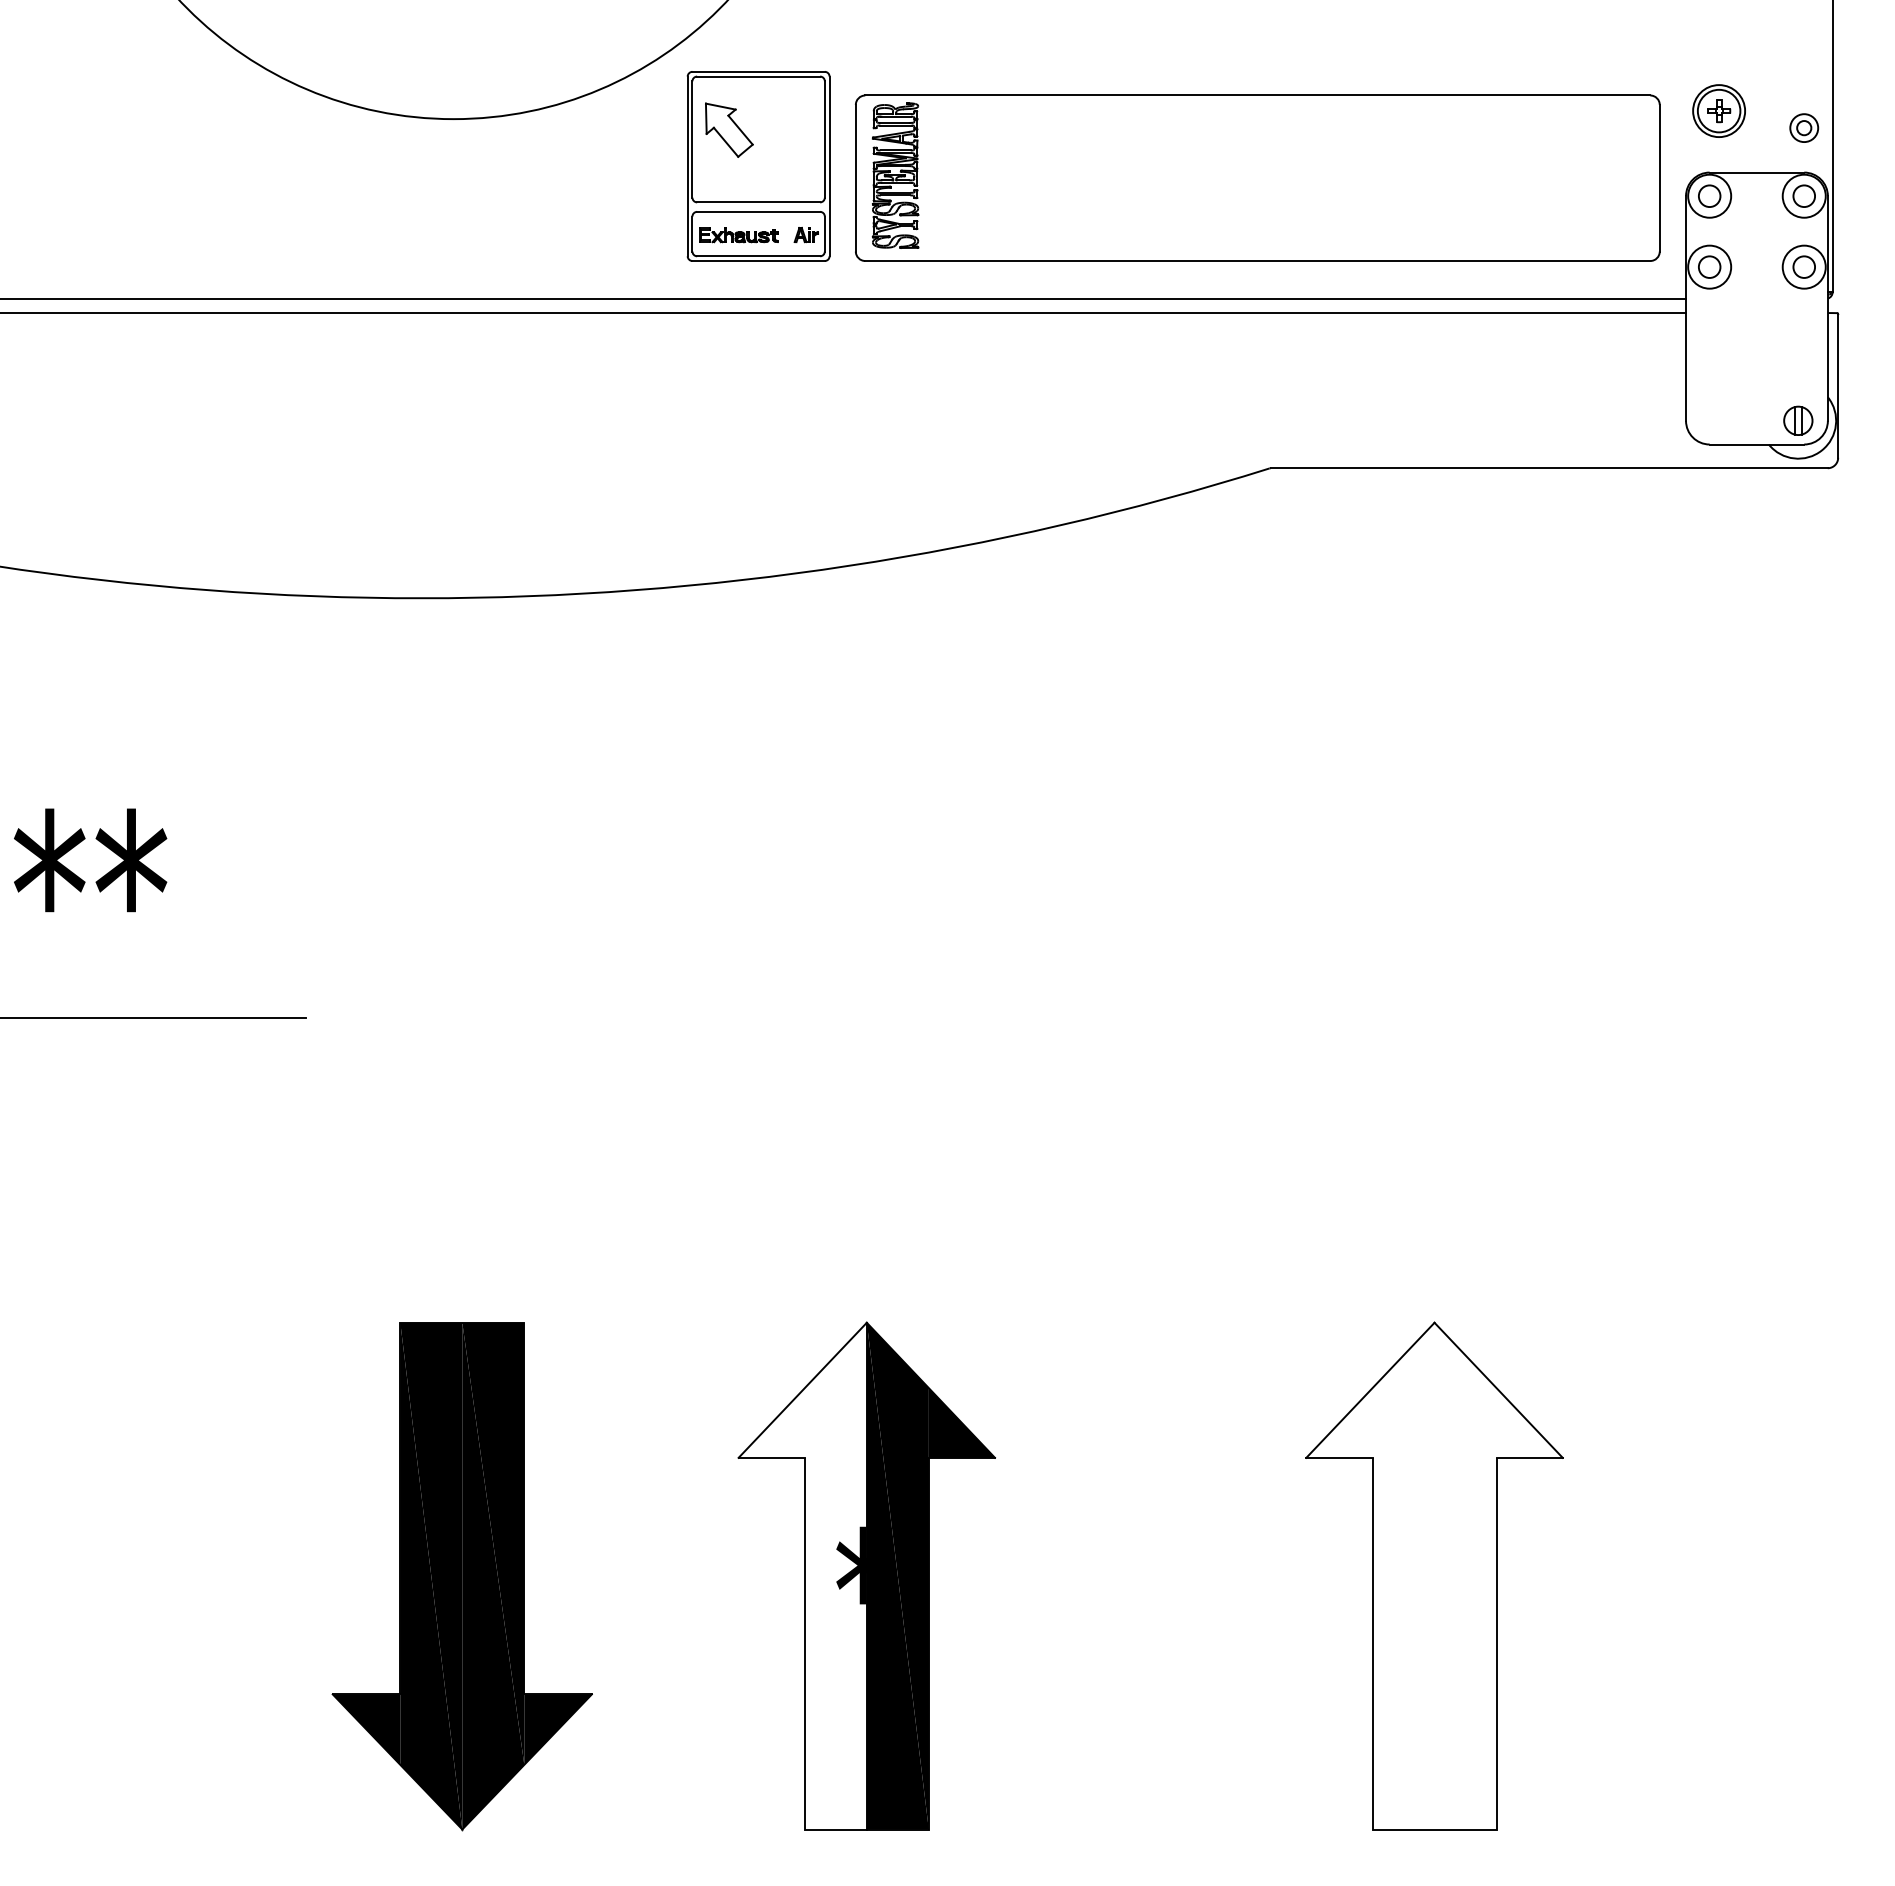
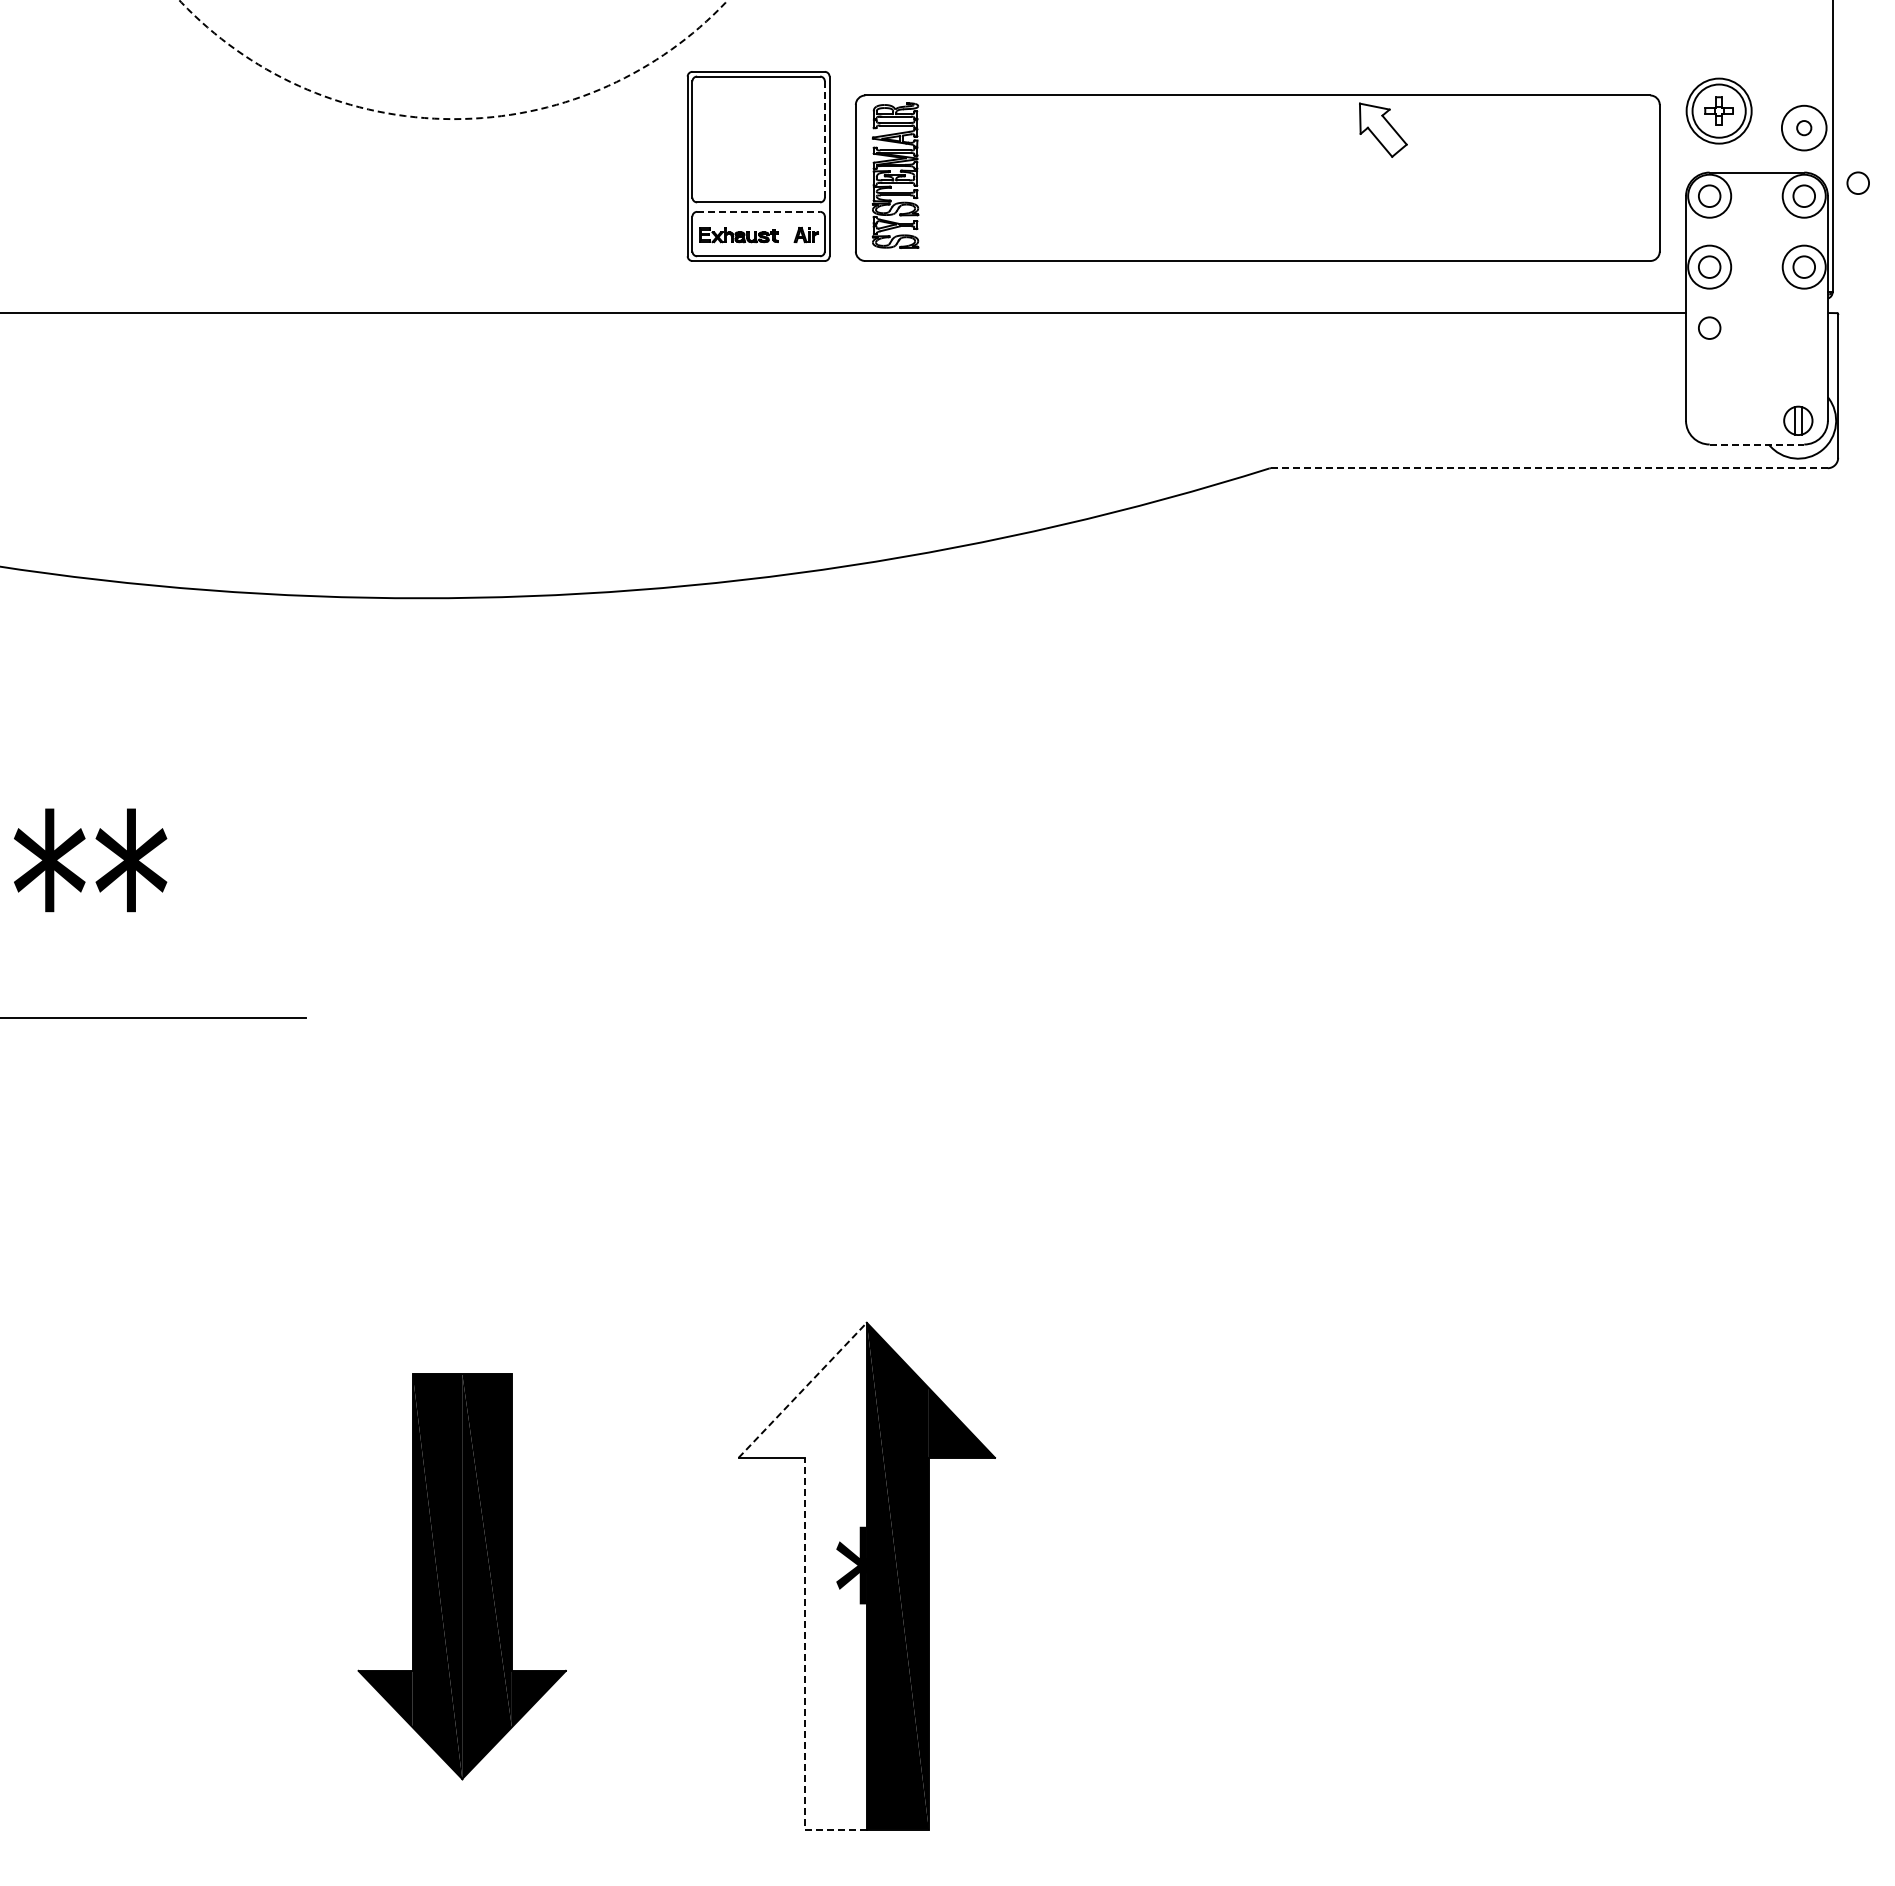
circle: solid -> dashed (453, 59)
part size: 54x54 px -> 68x68 px (1718, 110)
circle diameter: 28 px -> 45 px (1803, 127)
part position: (729, 129) -> (1383, 129) (1383, 129)
line: solid -> dashed (824, 139)
circle: none -> present (1857, 182)
line: solid -> dashed (759, 211)
line: present -> none (844, 298)
circle: none -> present (1709, 327)
line: solid -> dashed (1757, 444)
line: solid -> dashed (1548, 468)
line: solid -> dashed (803, 1389)
part: present -> none (1434, 1575)
part size: 262x510 px -> 210x408 px (461, 1576)
line: solid -> dashed (804, 1675)
